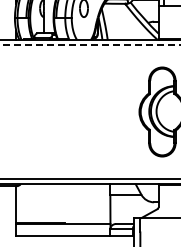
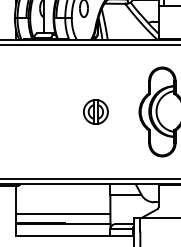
line: dashed -> solid (90, 44)
part: none -> present (95, 111)
line: none -> present (63, 214)
